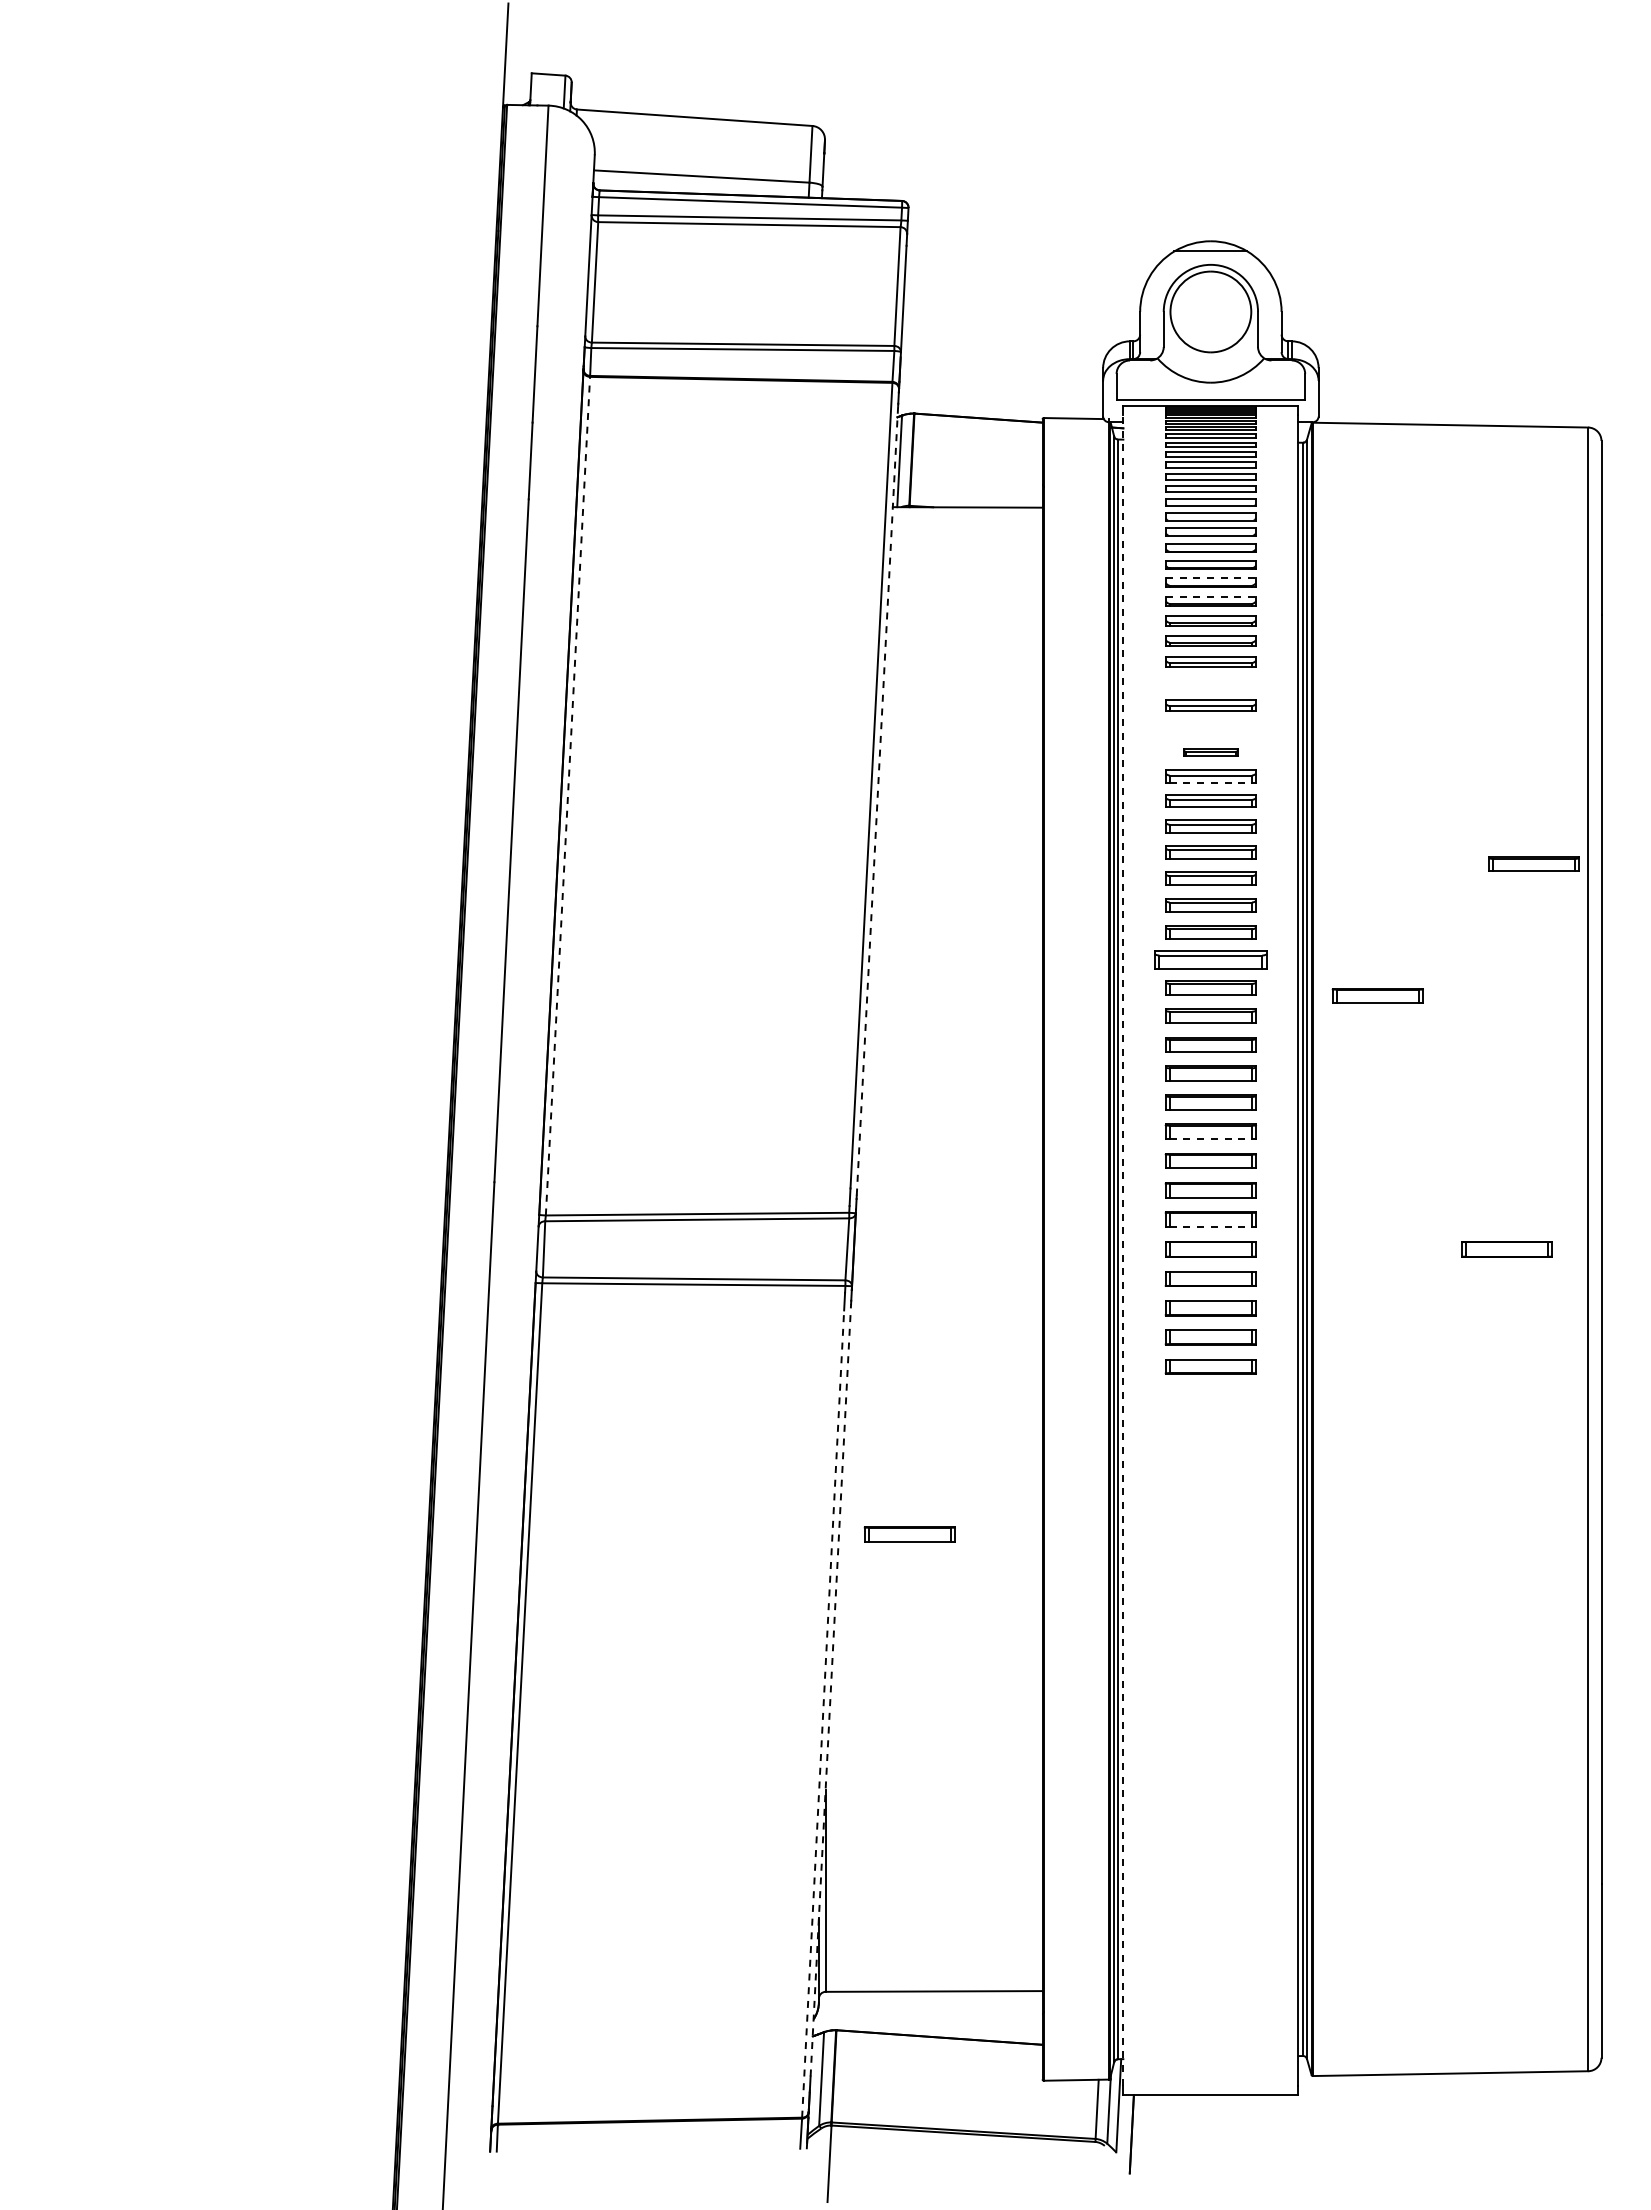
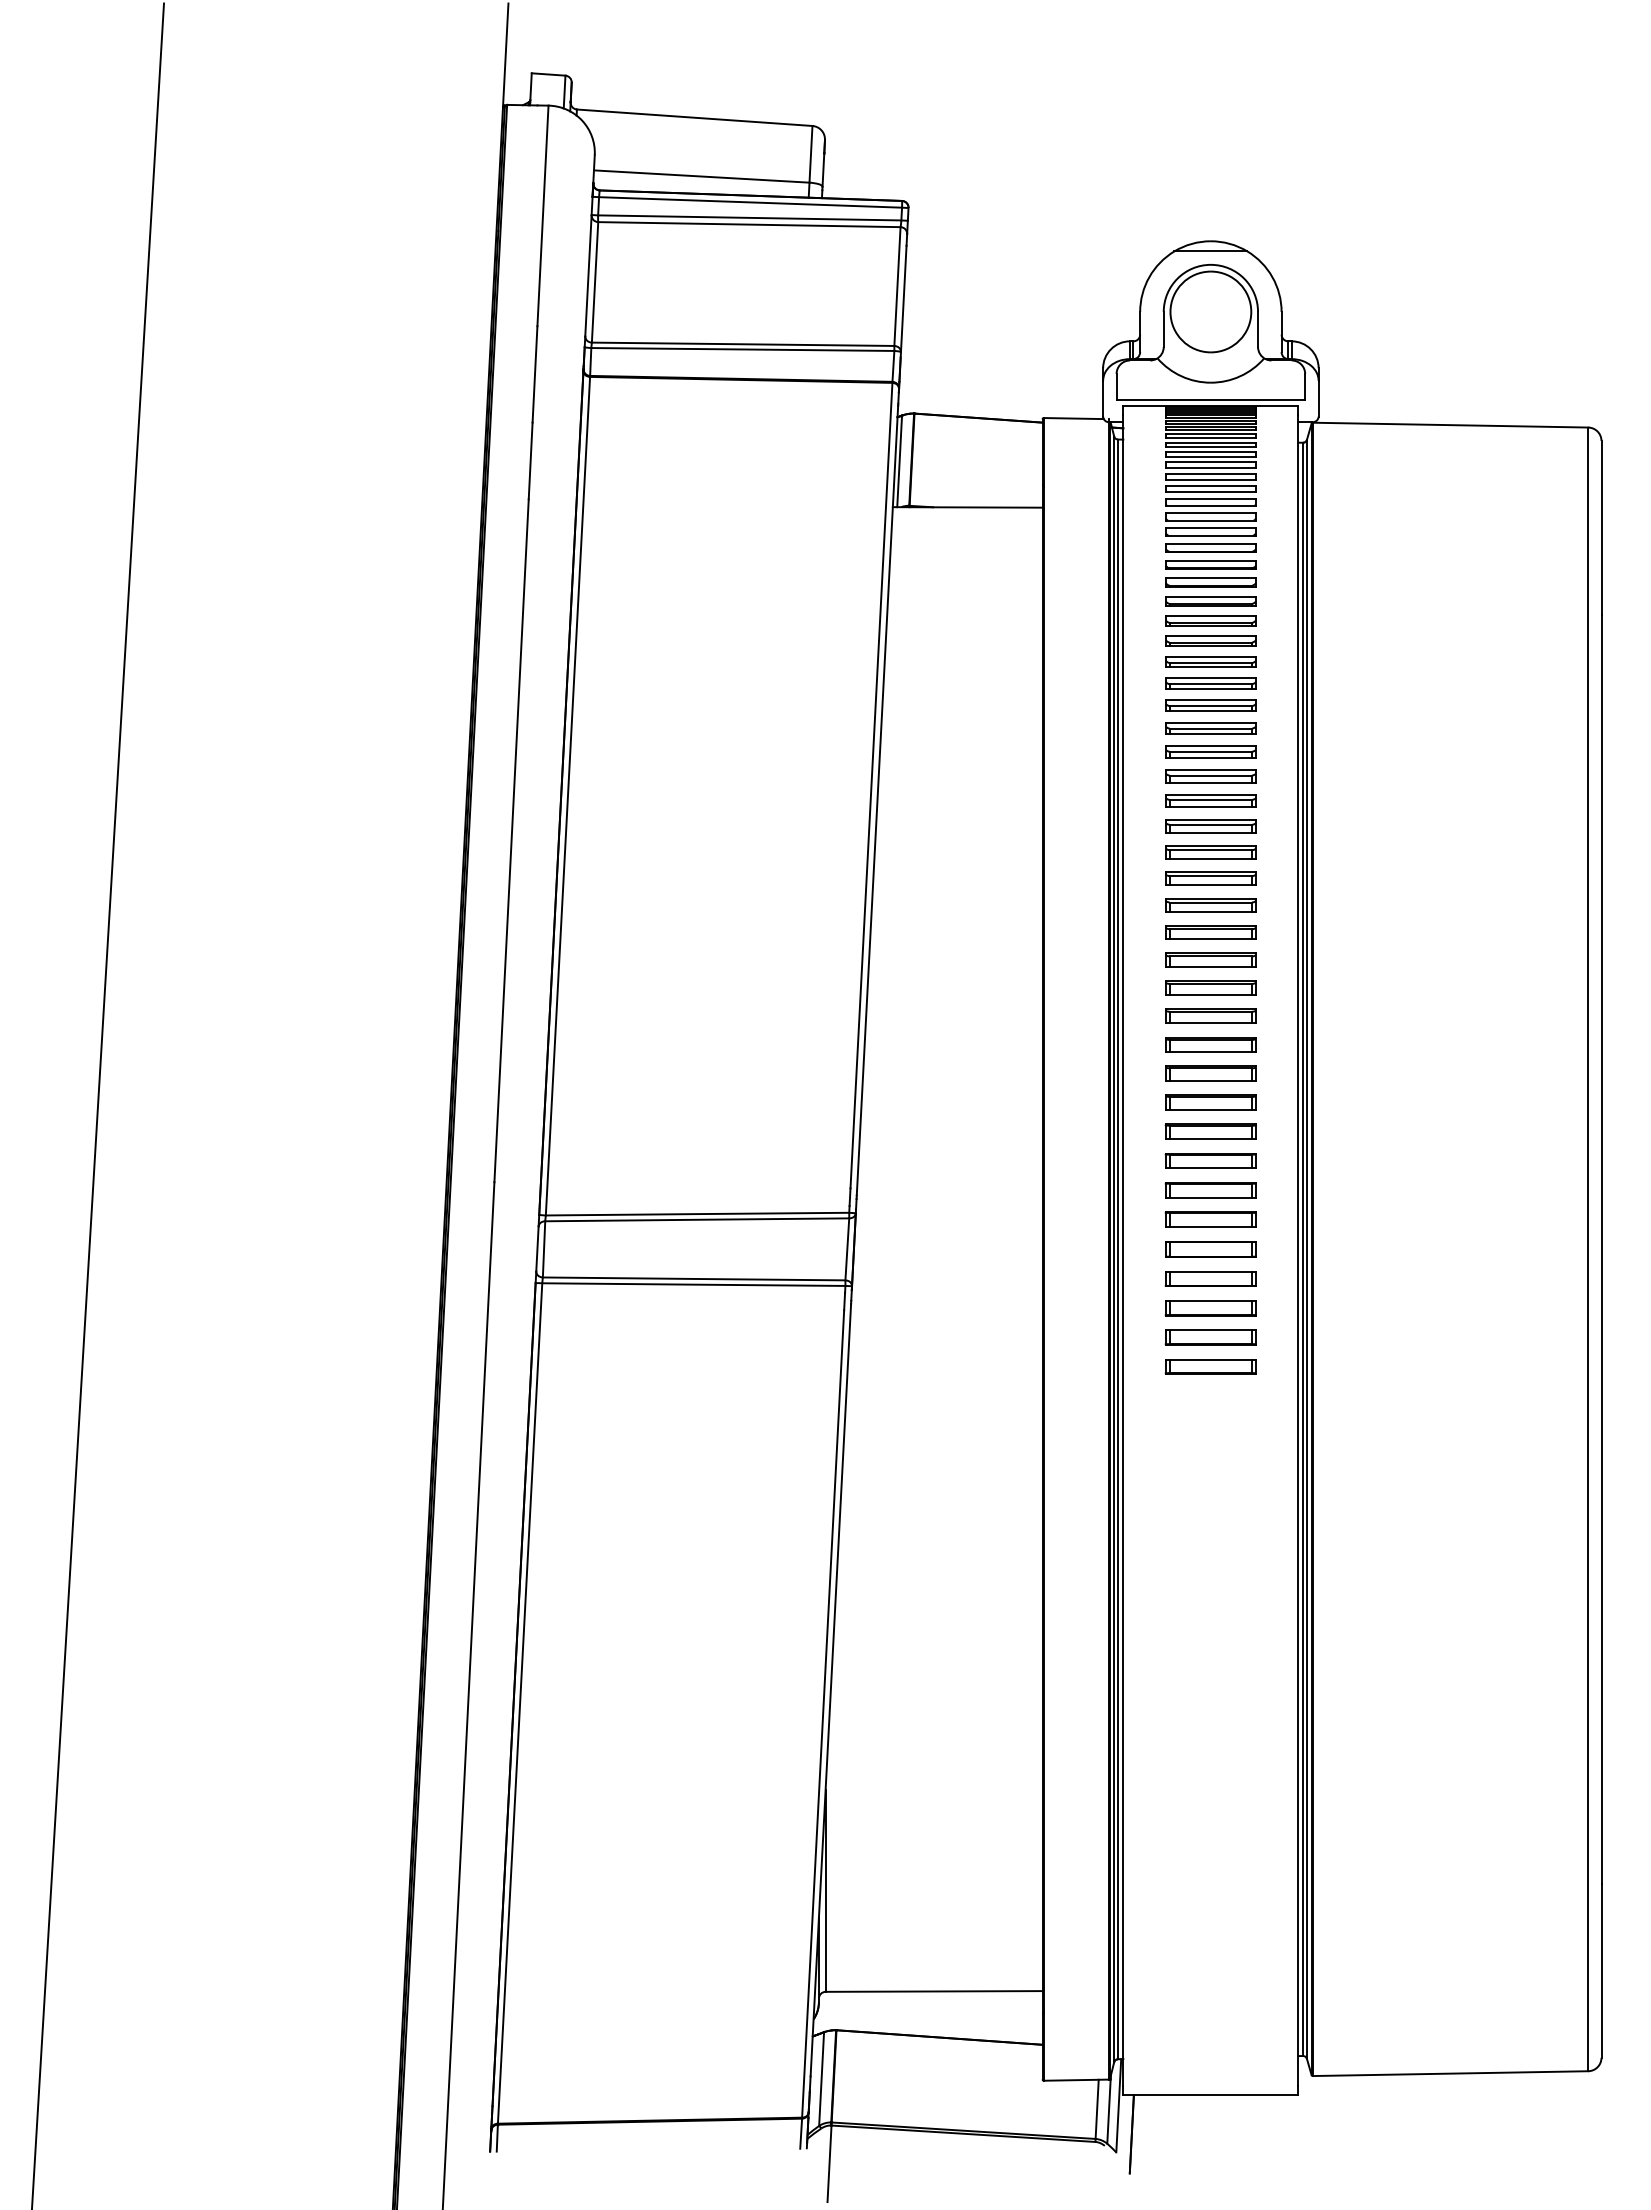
line: dashed -> solid (1211, 578)
line: dashed -> solid (1211, 596)
part: none -> present (1210, 683)
part: none -> present (1210, 728)
part size: 56x9 px -> 92x14 px (1210, 751)
line: dashed -> solid (1211, 782)
line: dashed -> solid (567, 796)
line: dashed -> solid (877, 800)
part: present -> none (1533, 863)
part size: 114x20 px -> 92x16 px (1210, 959)
part: present -> none (1377, 995)
line: none -> present (98, 1104)
line: dashed -> solid (1211, 1138)
line: dashed -> solid (1211, 1227)
line: dashed -> solid (1123, 1249)
part: present -> none (1506, 1249)
part: present -> none (909, 1534)
line: dashed -> solid (830, 1690)
line: dashed -> solid (823, 1713)
